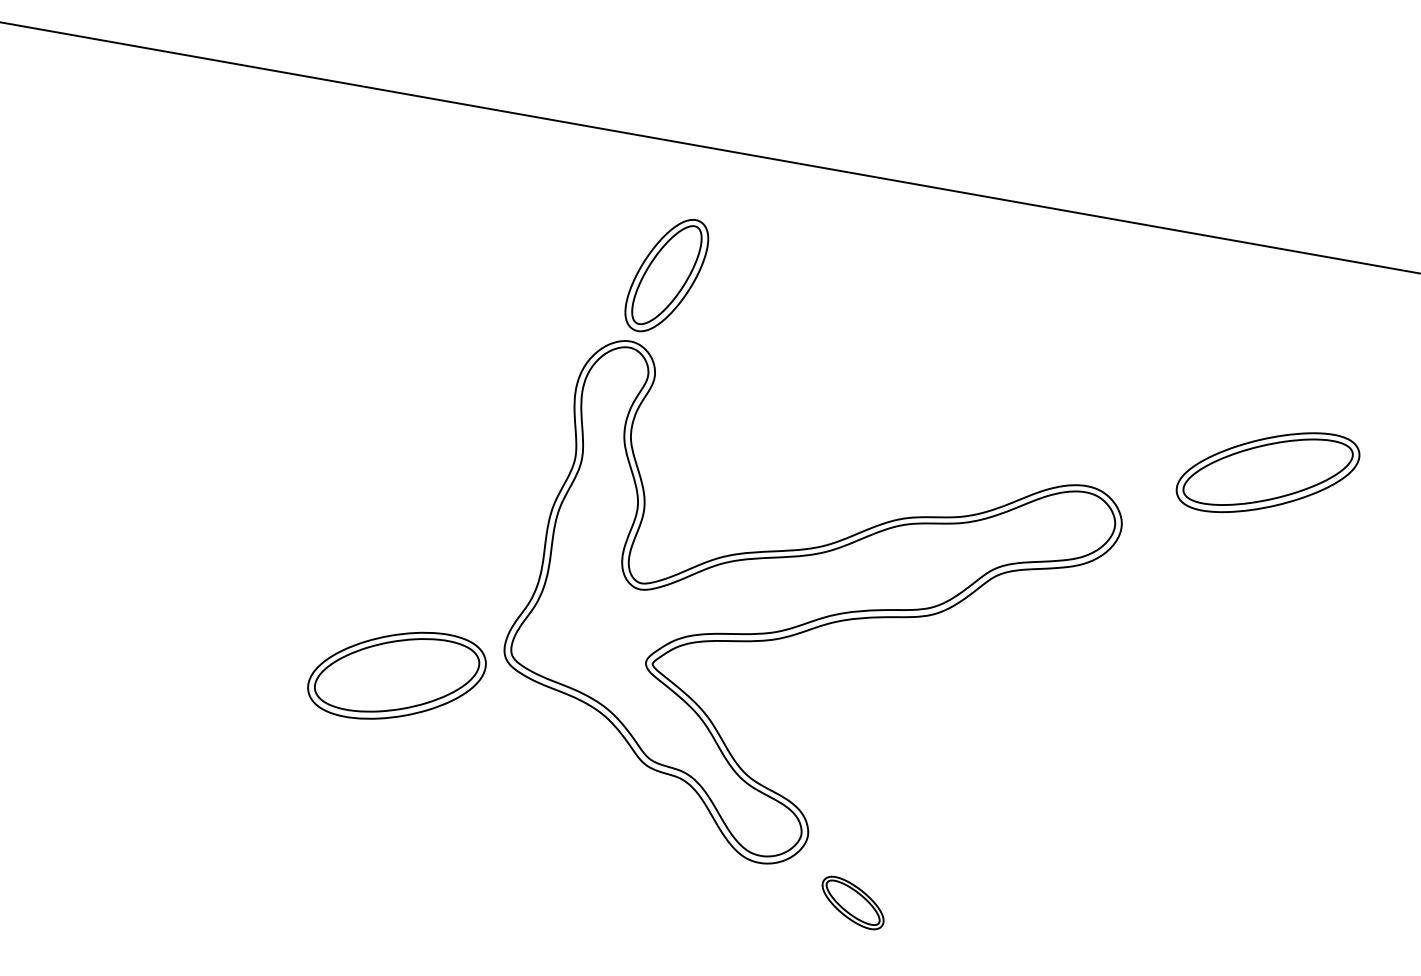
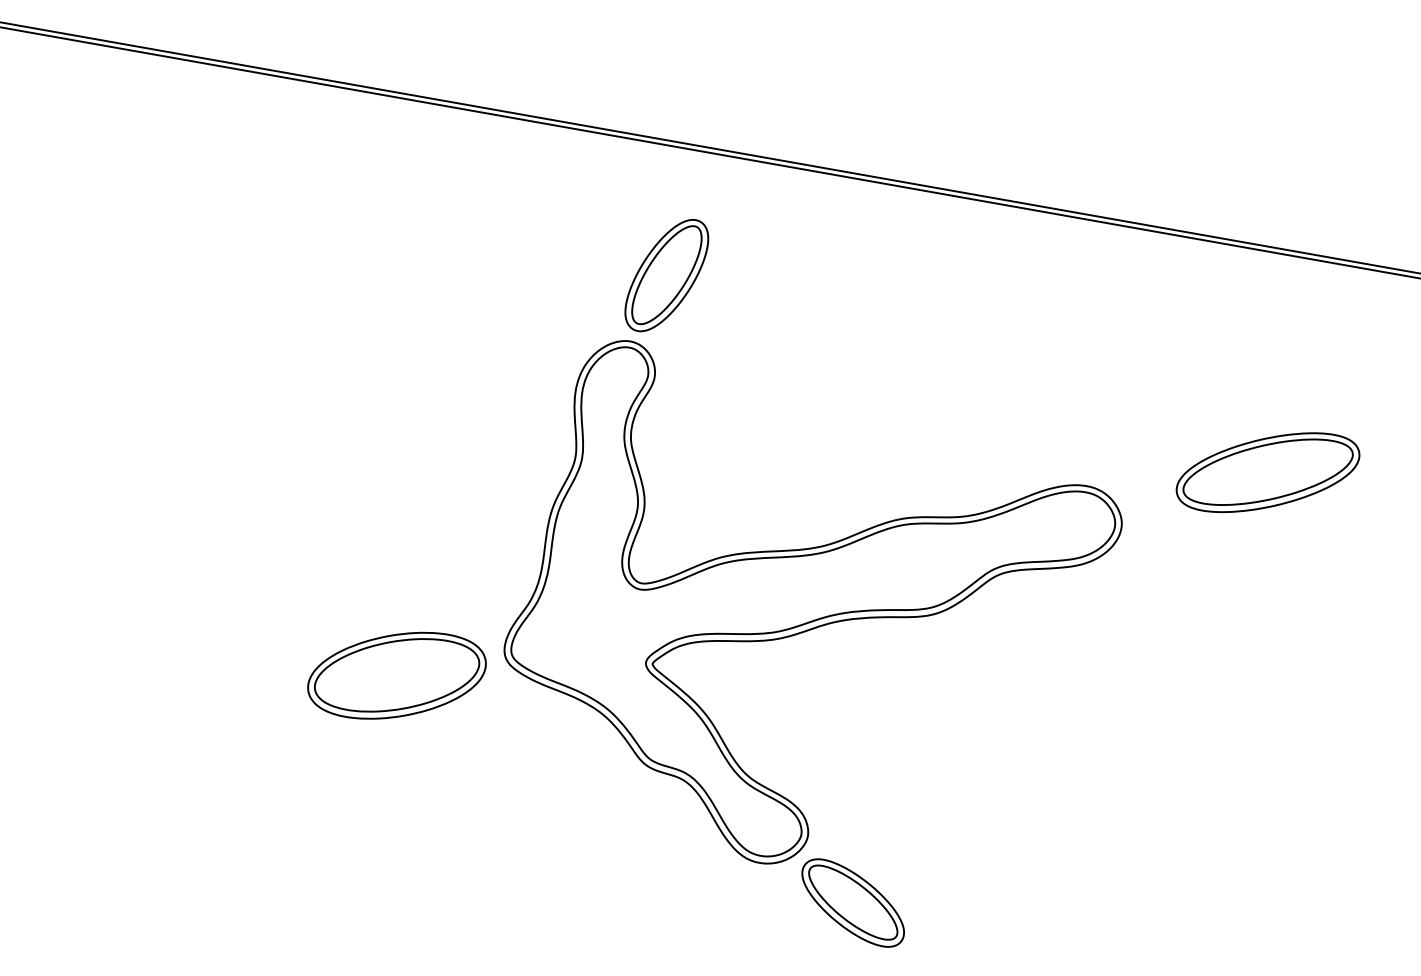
line: none -> present (709, 152)
part size: 64x56 px -> 104x90 px (852, 902)
